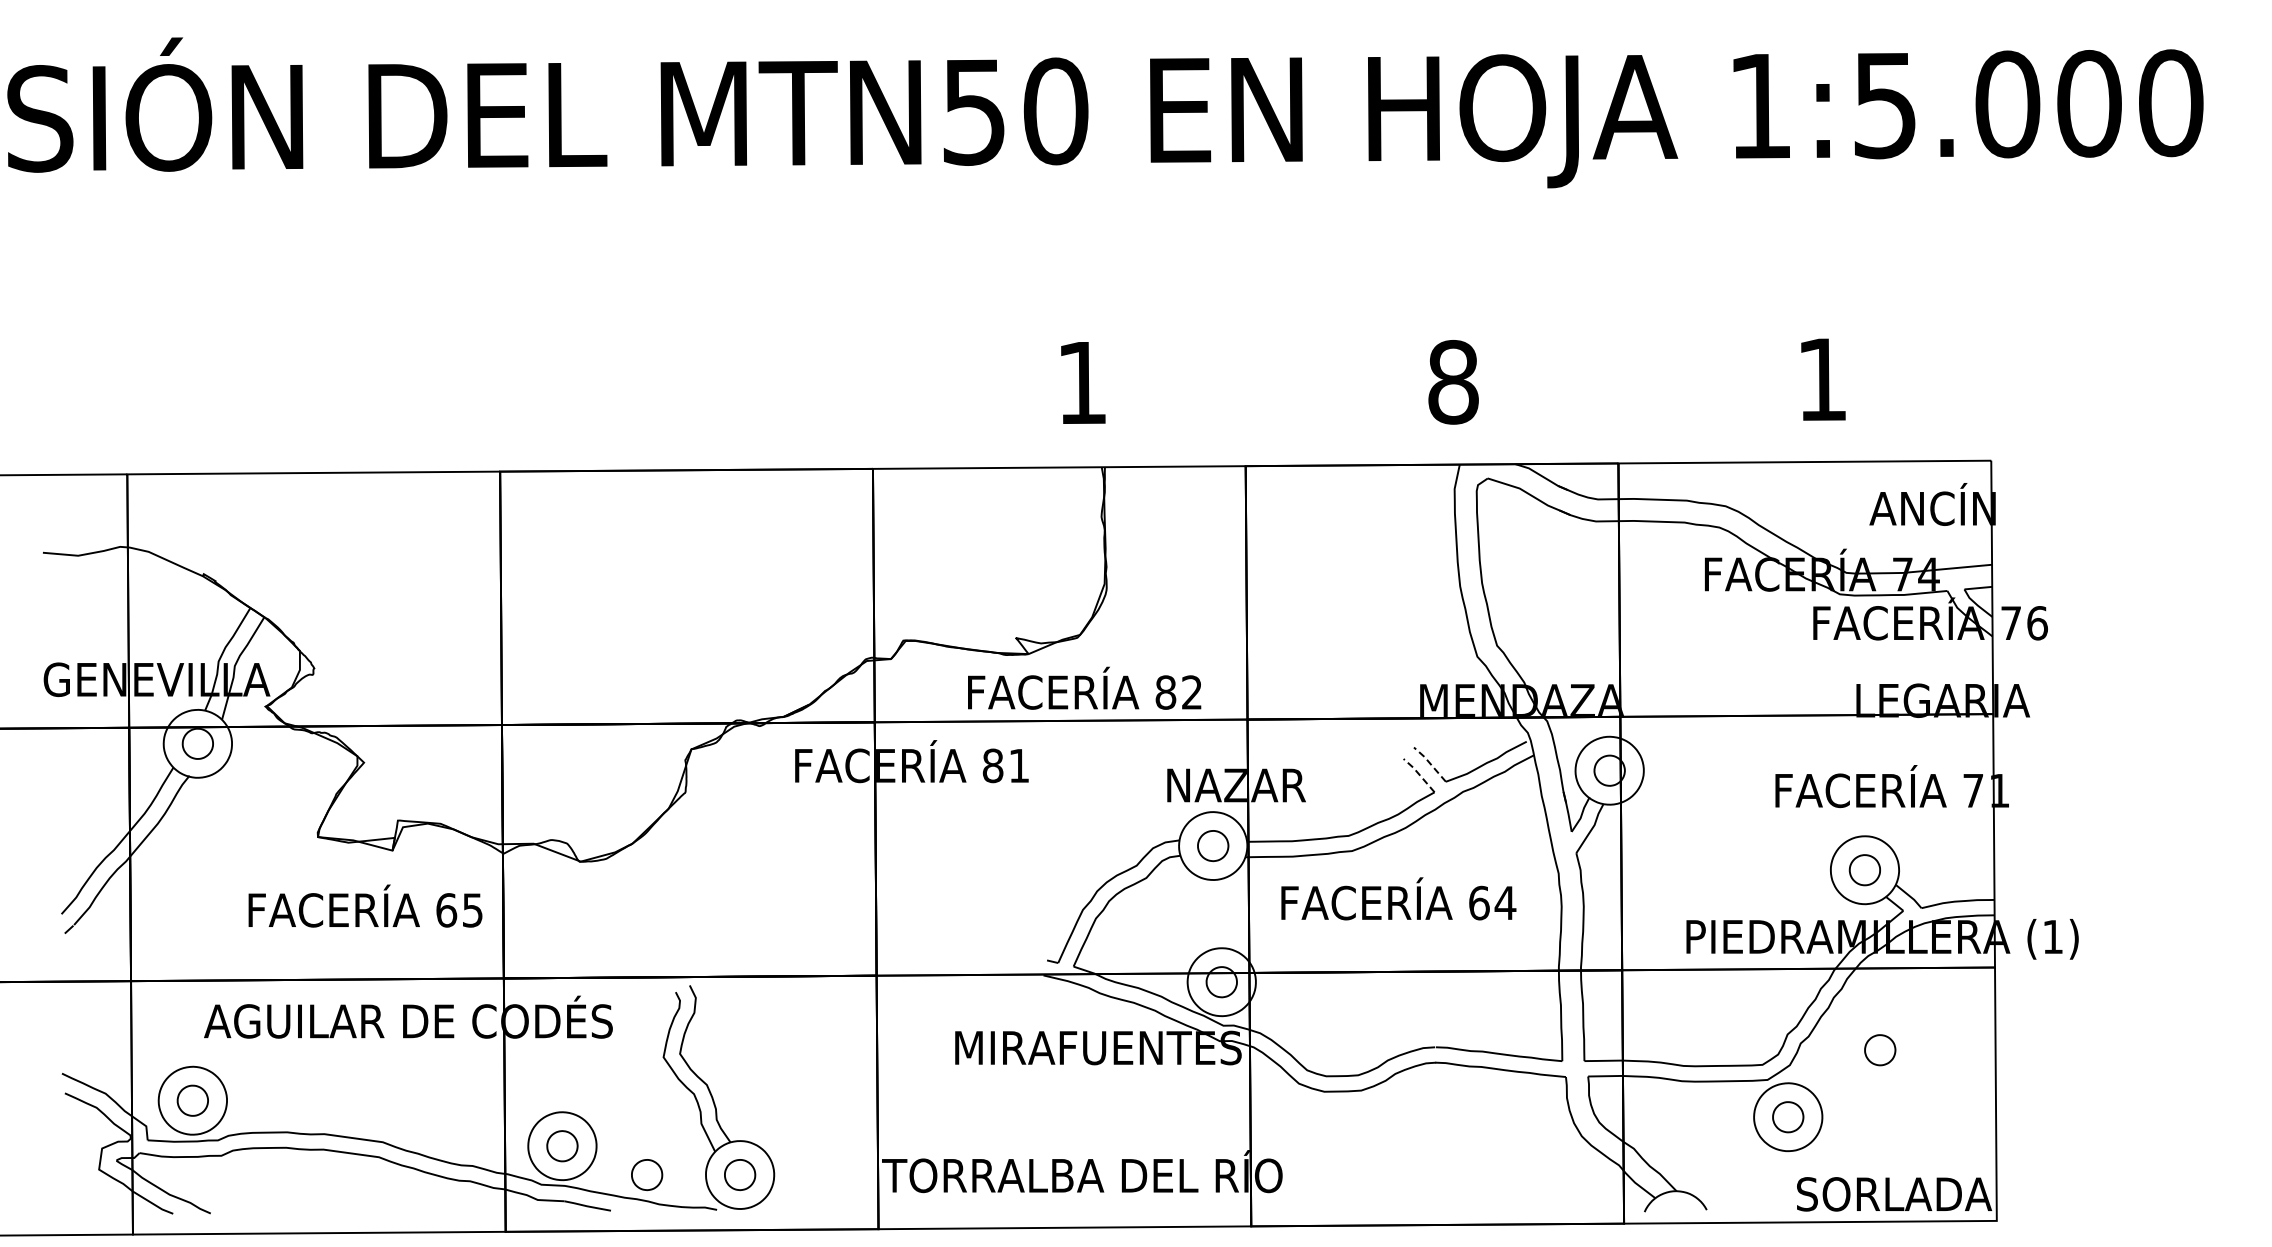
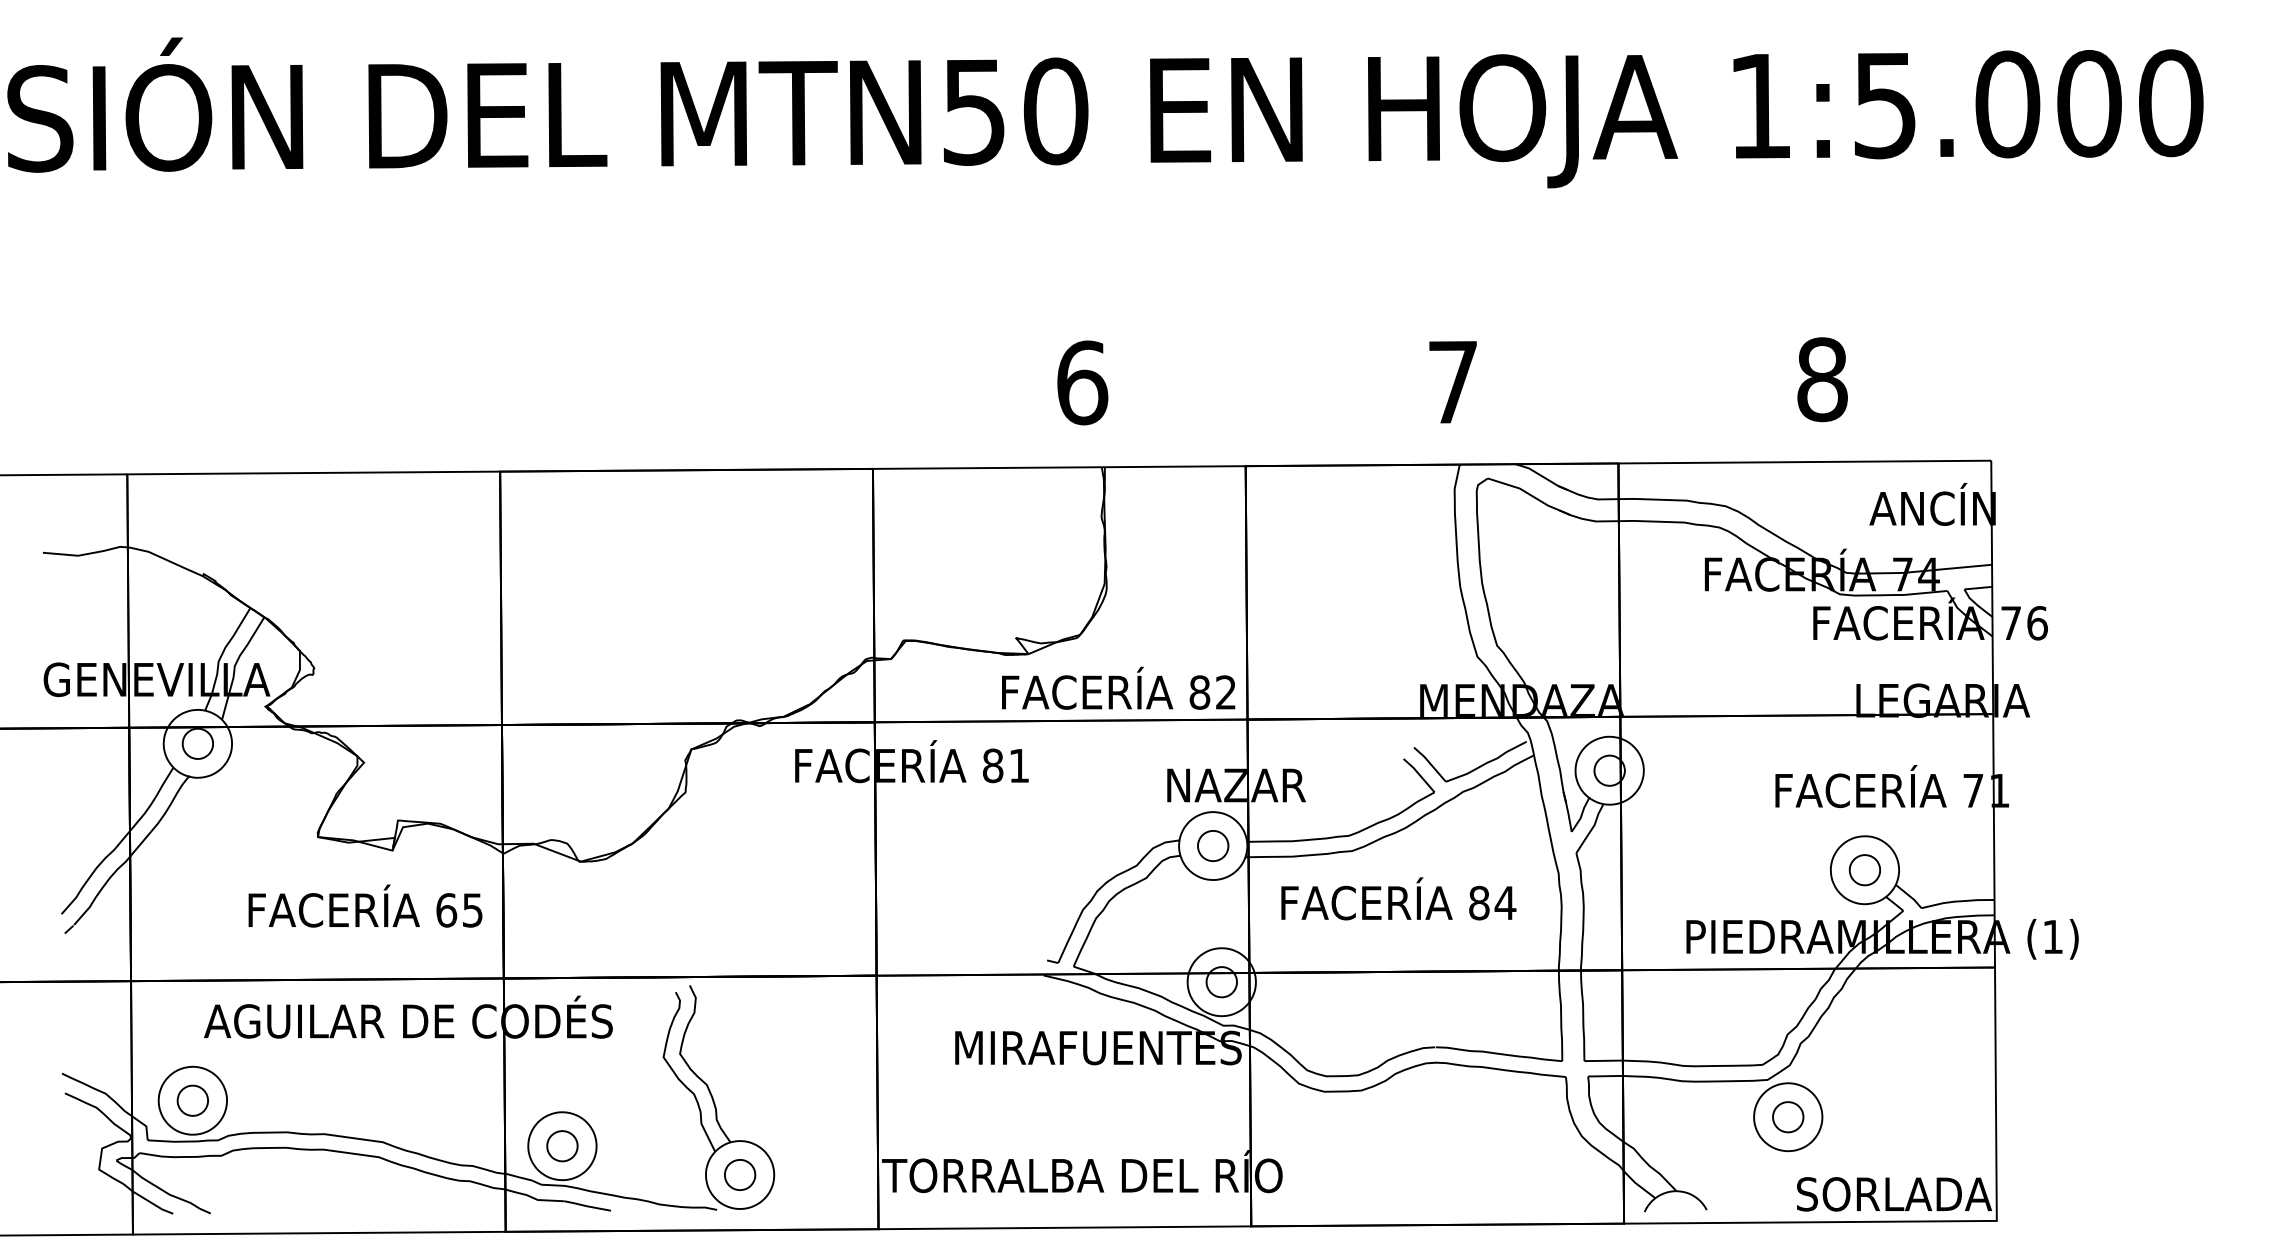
text: 1 -> 8 (1822, 379)
text: 1 -> 6 (1082, 382)
text: 8 -> 7 (1453, 382)
text position: (1084, 687) -> (1118, 687) (1118, 687)
line: dashed -> solid (1430, 763)
line: dashed -> solid (1419, 774)
text: 64 -> 84 (1479, 902)
part: present -> none (1880, 1050)
part: present -> none (647, 1175)
